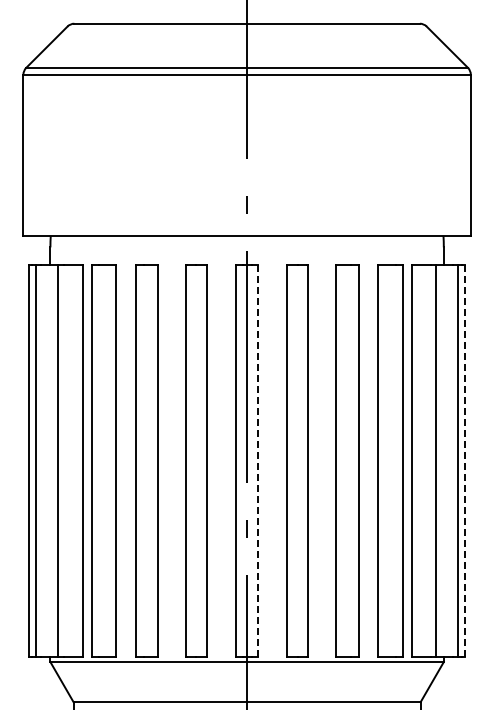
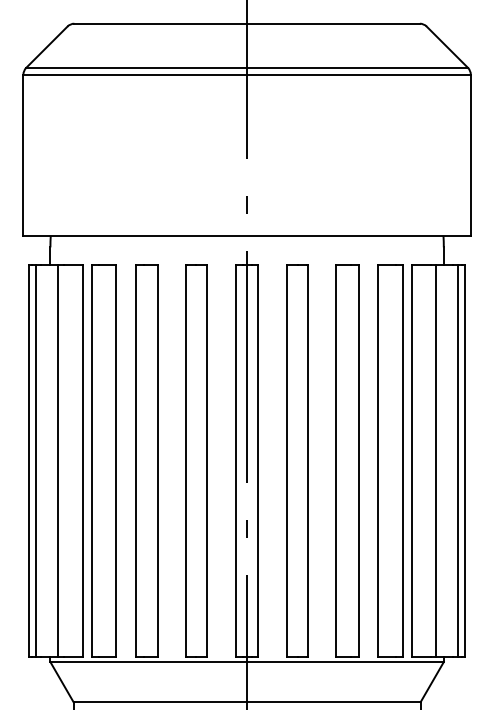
line: dashed -> solid (465, 460)
line: dashed -> solid (258, 461)
